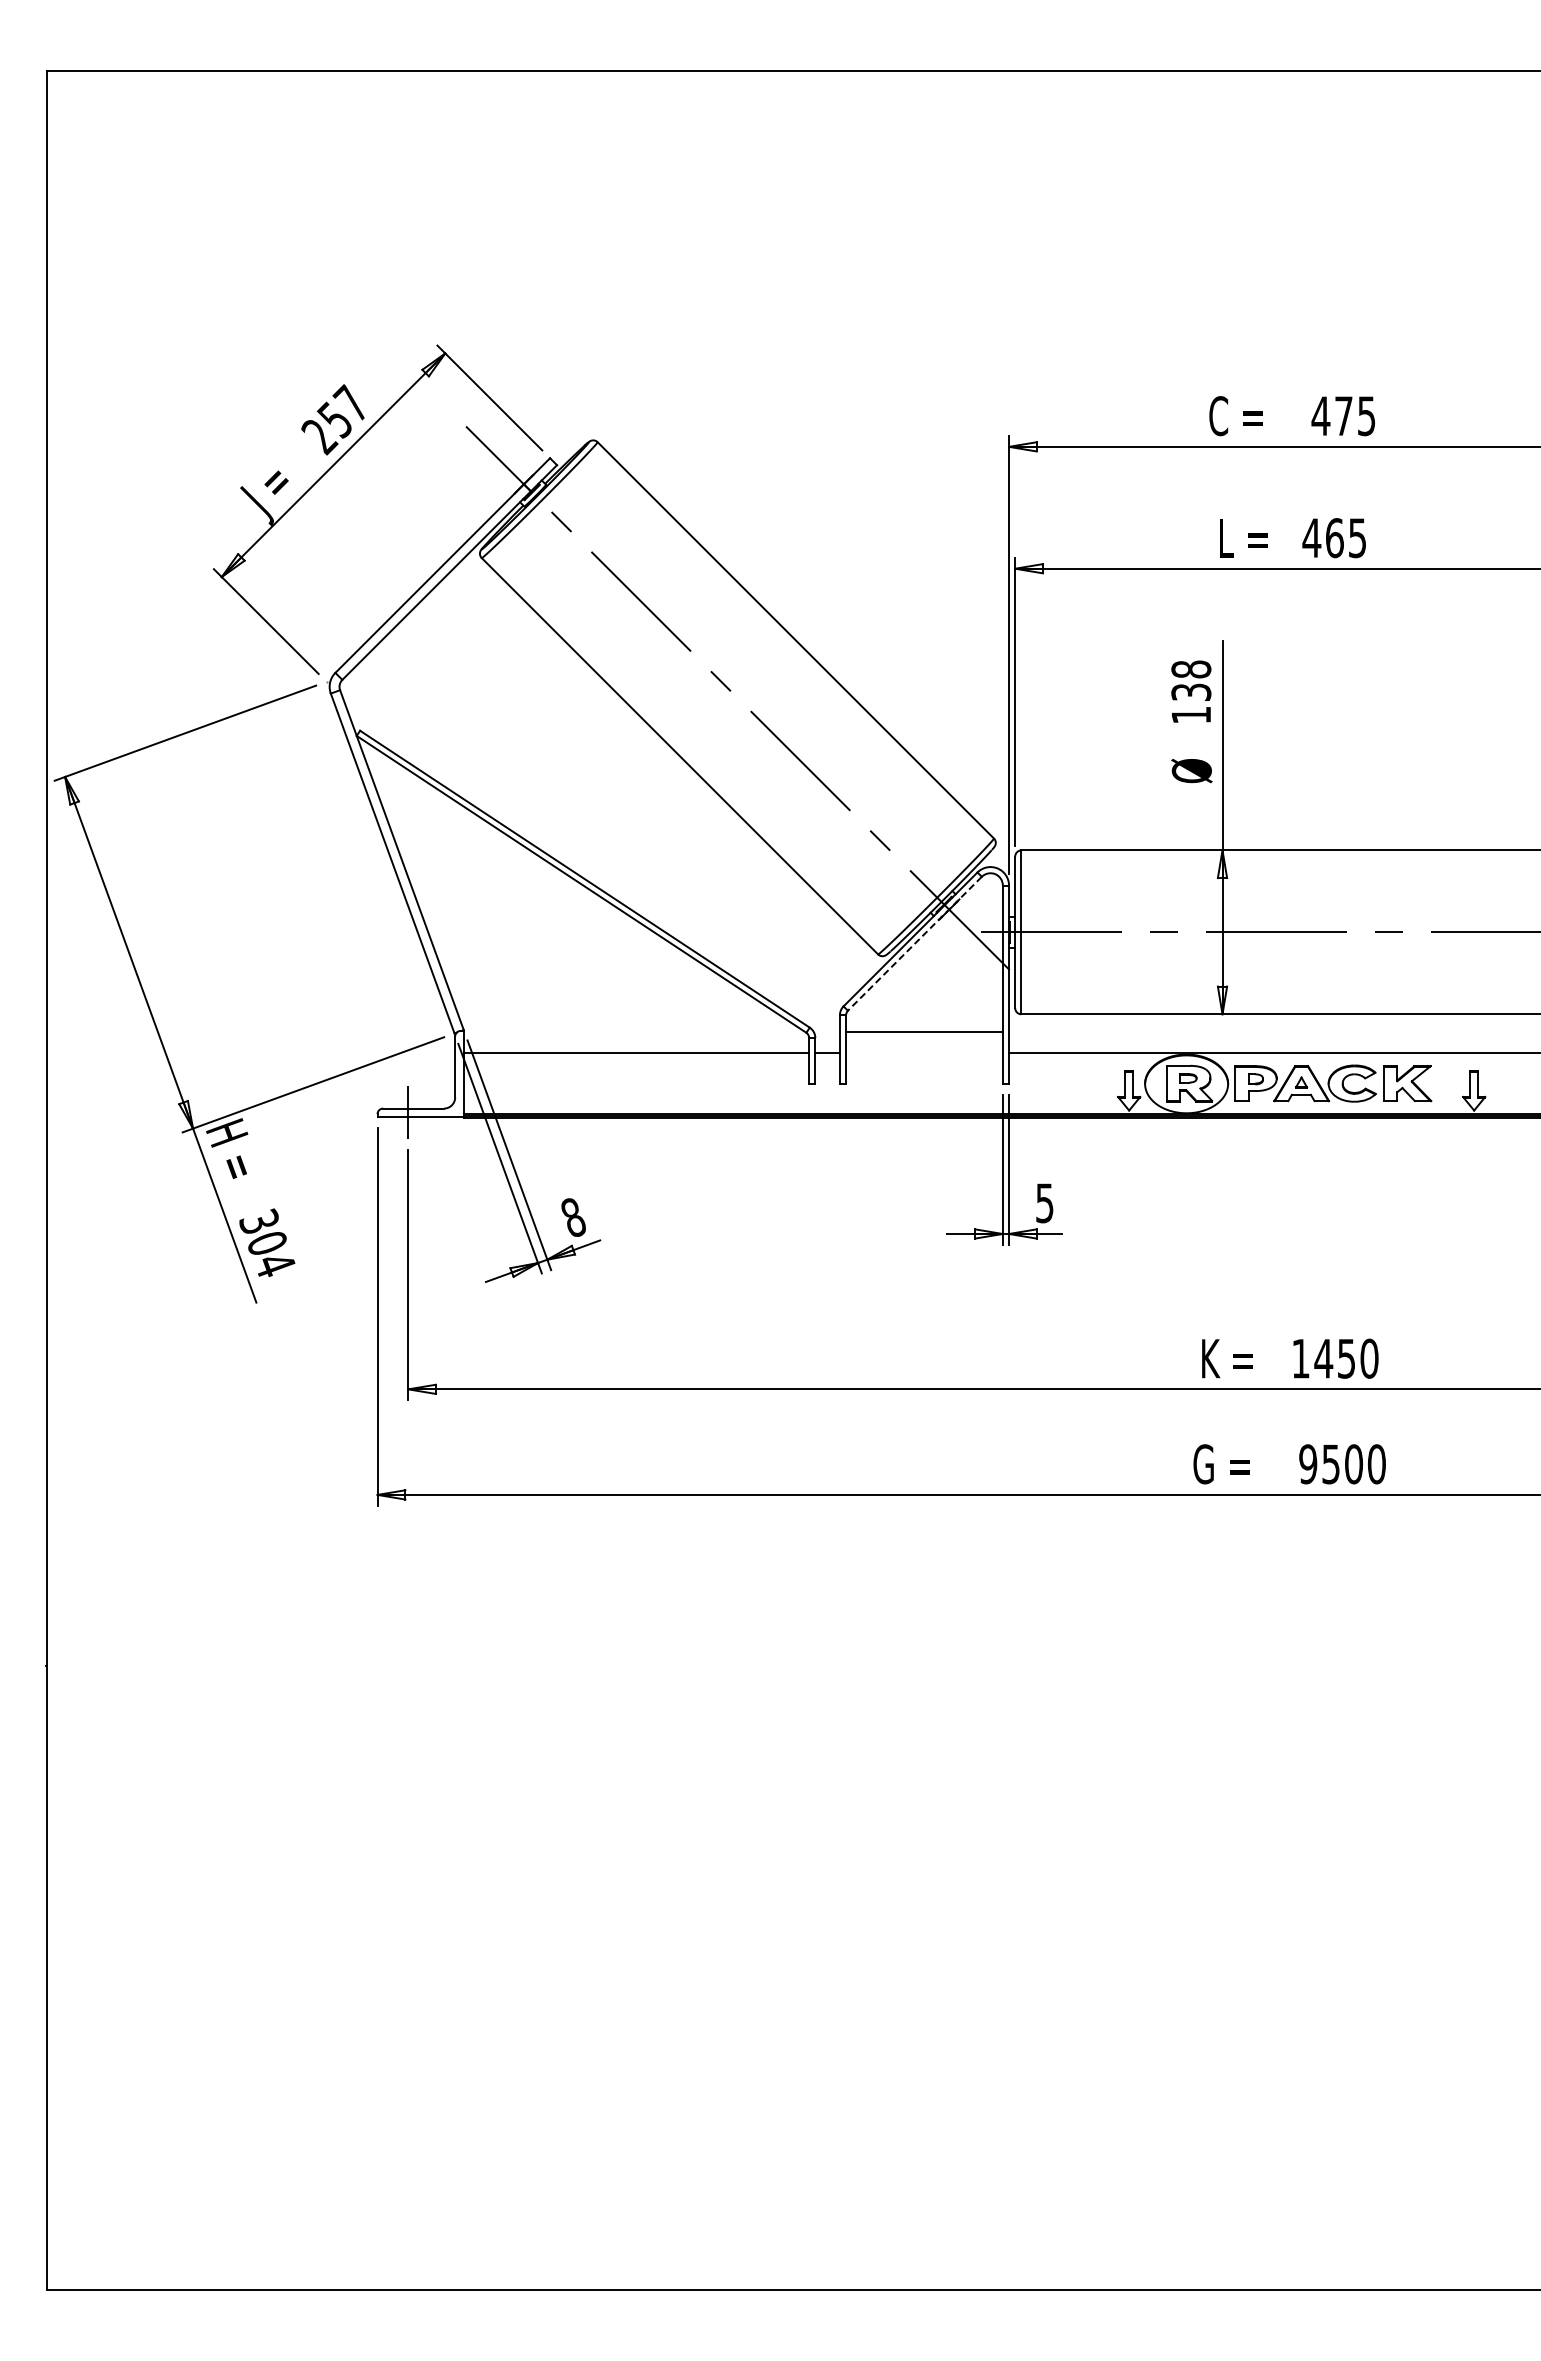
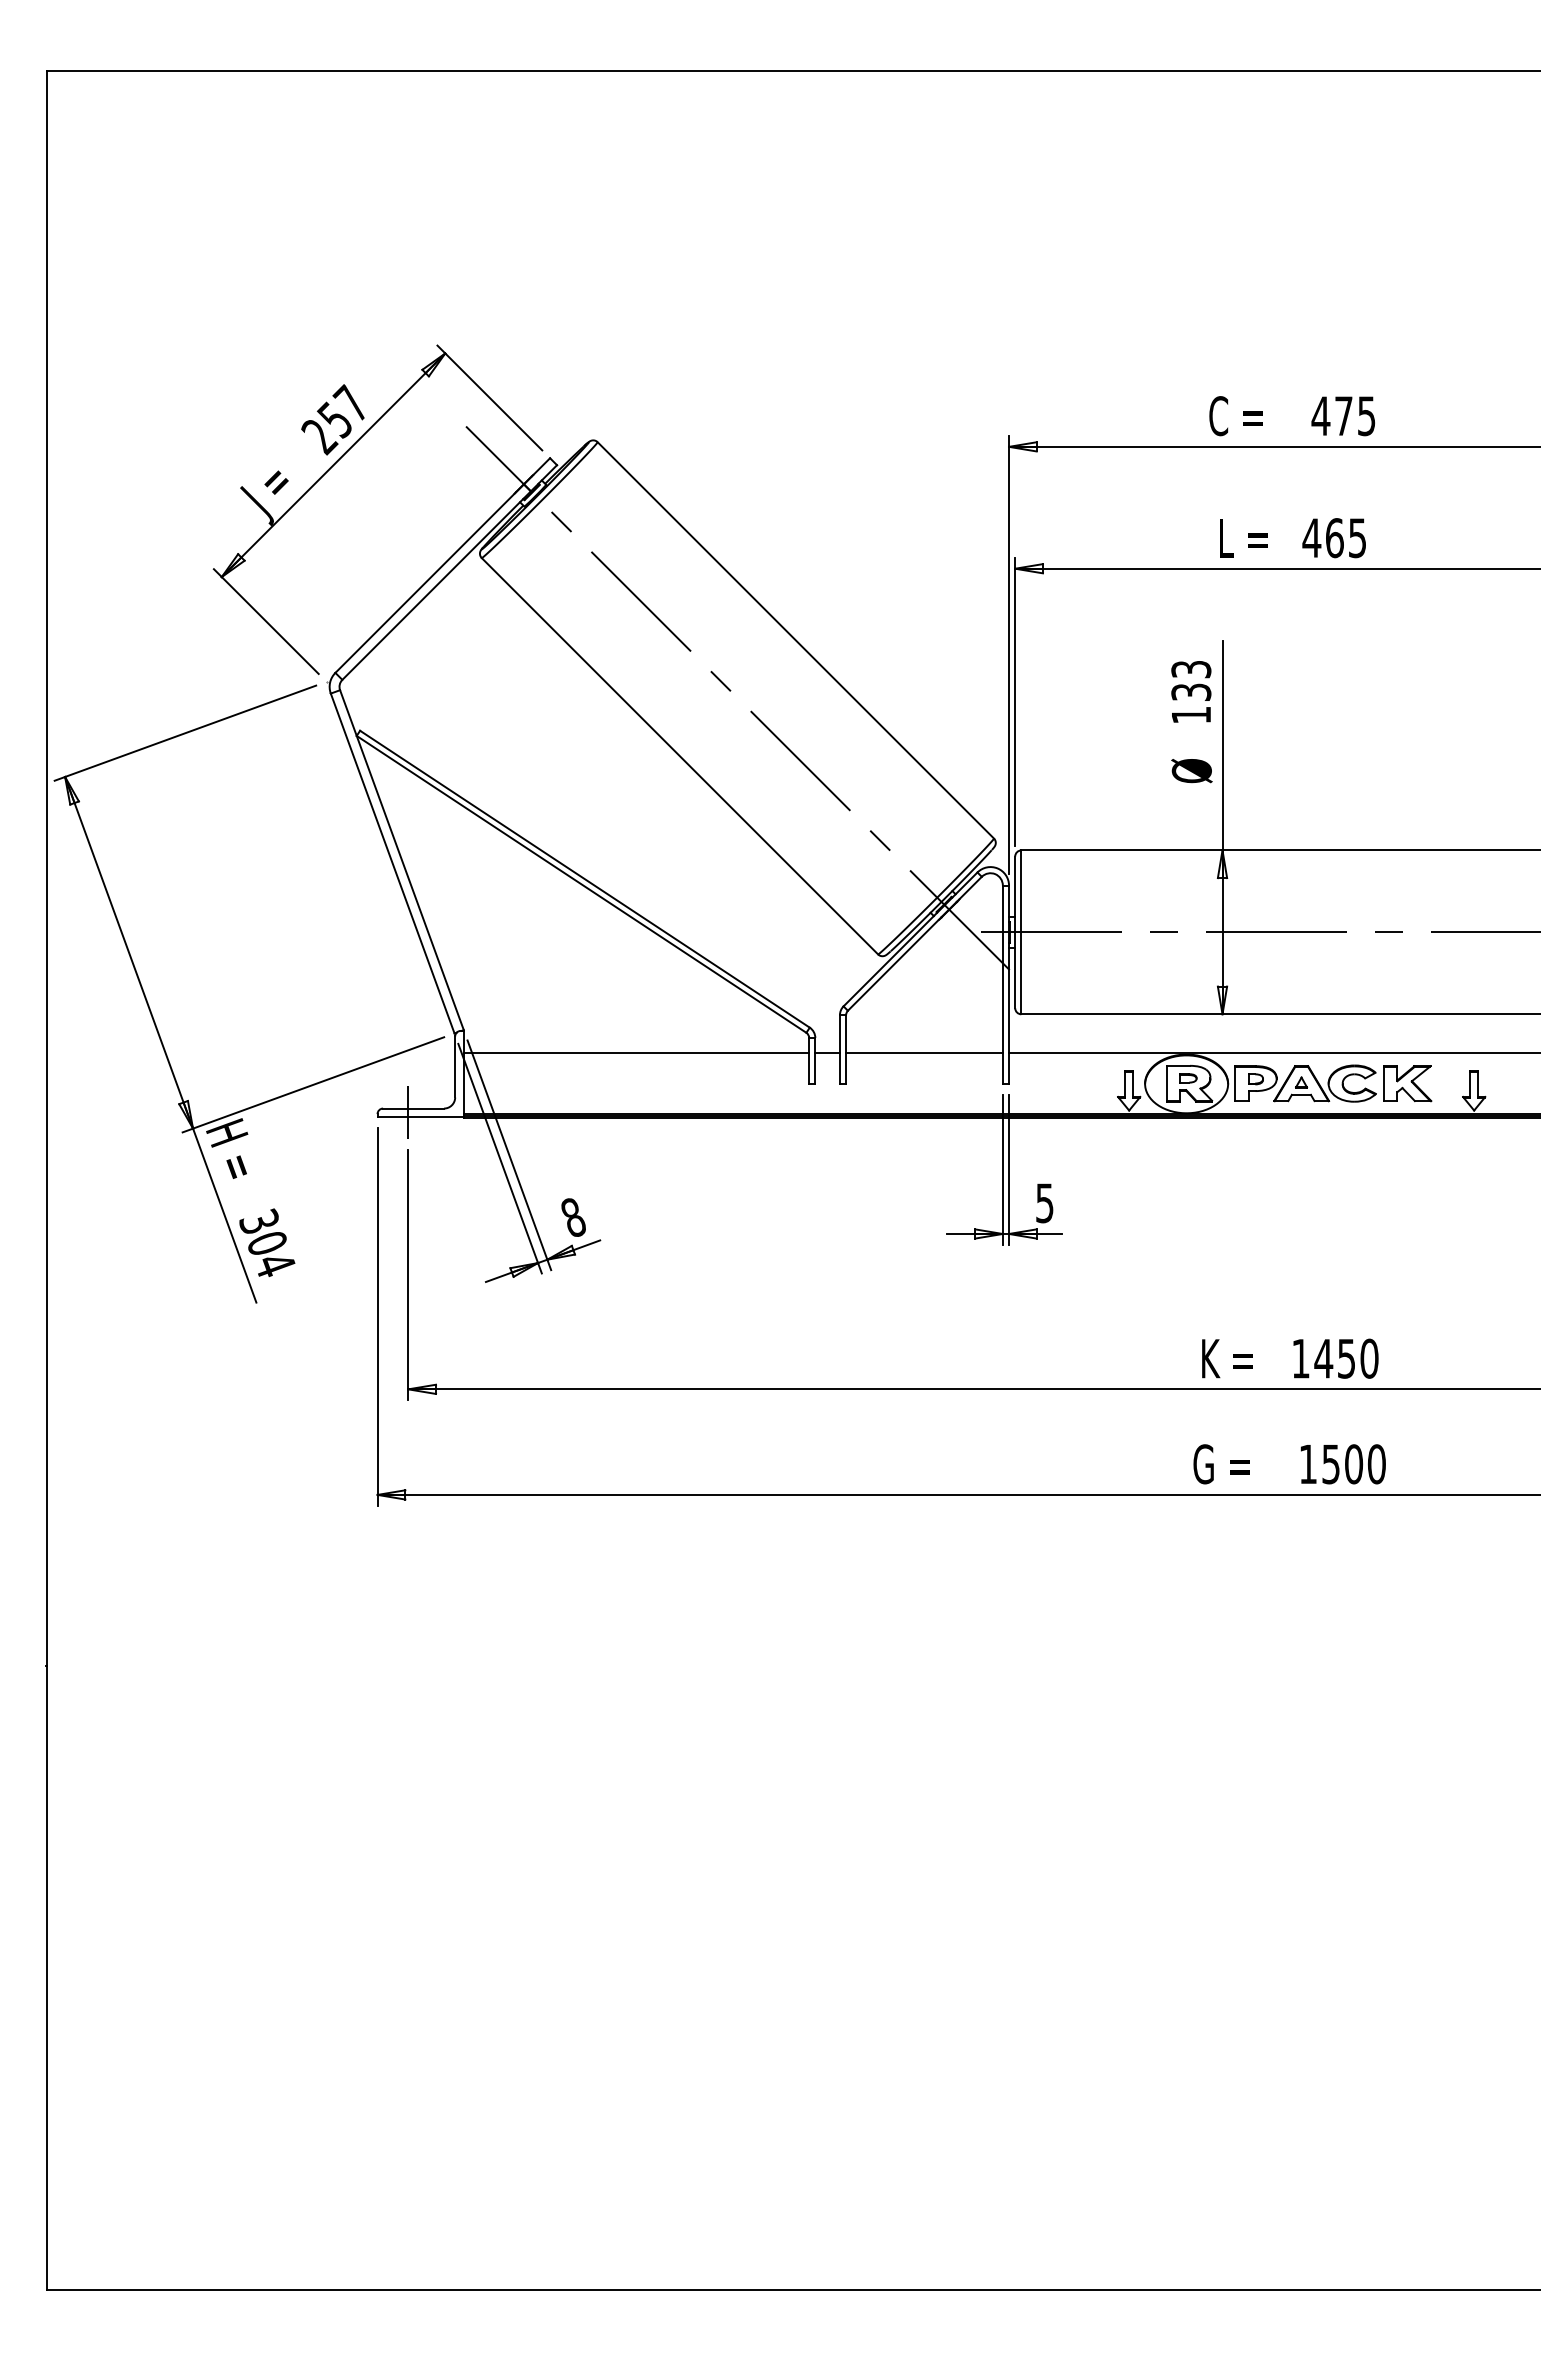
text: 138 -> 133 (1191, 669)
line: dashed -> solid (914, 943)
line position: (924, 1032) -> (924, 1053) (924, 1053)
text: 9500 -> 1500 (1308, 1464)
